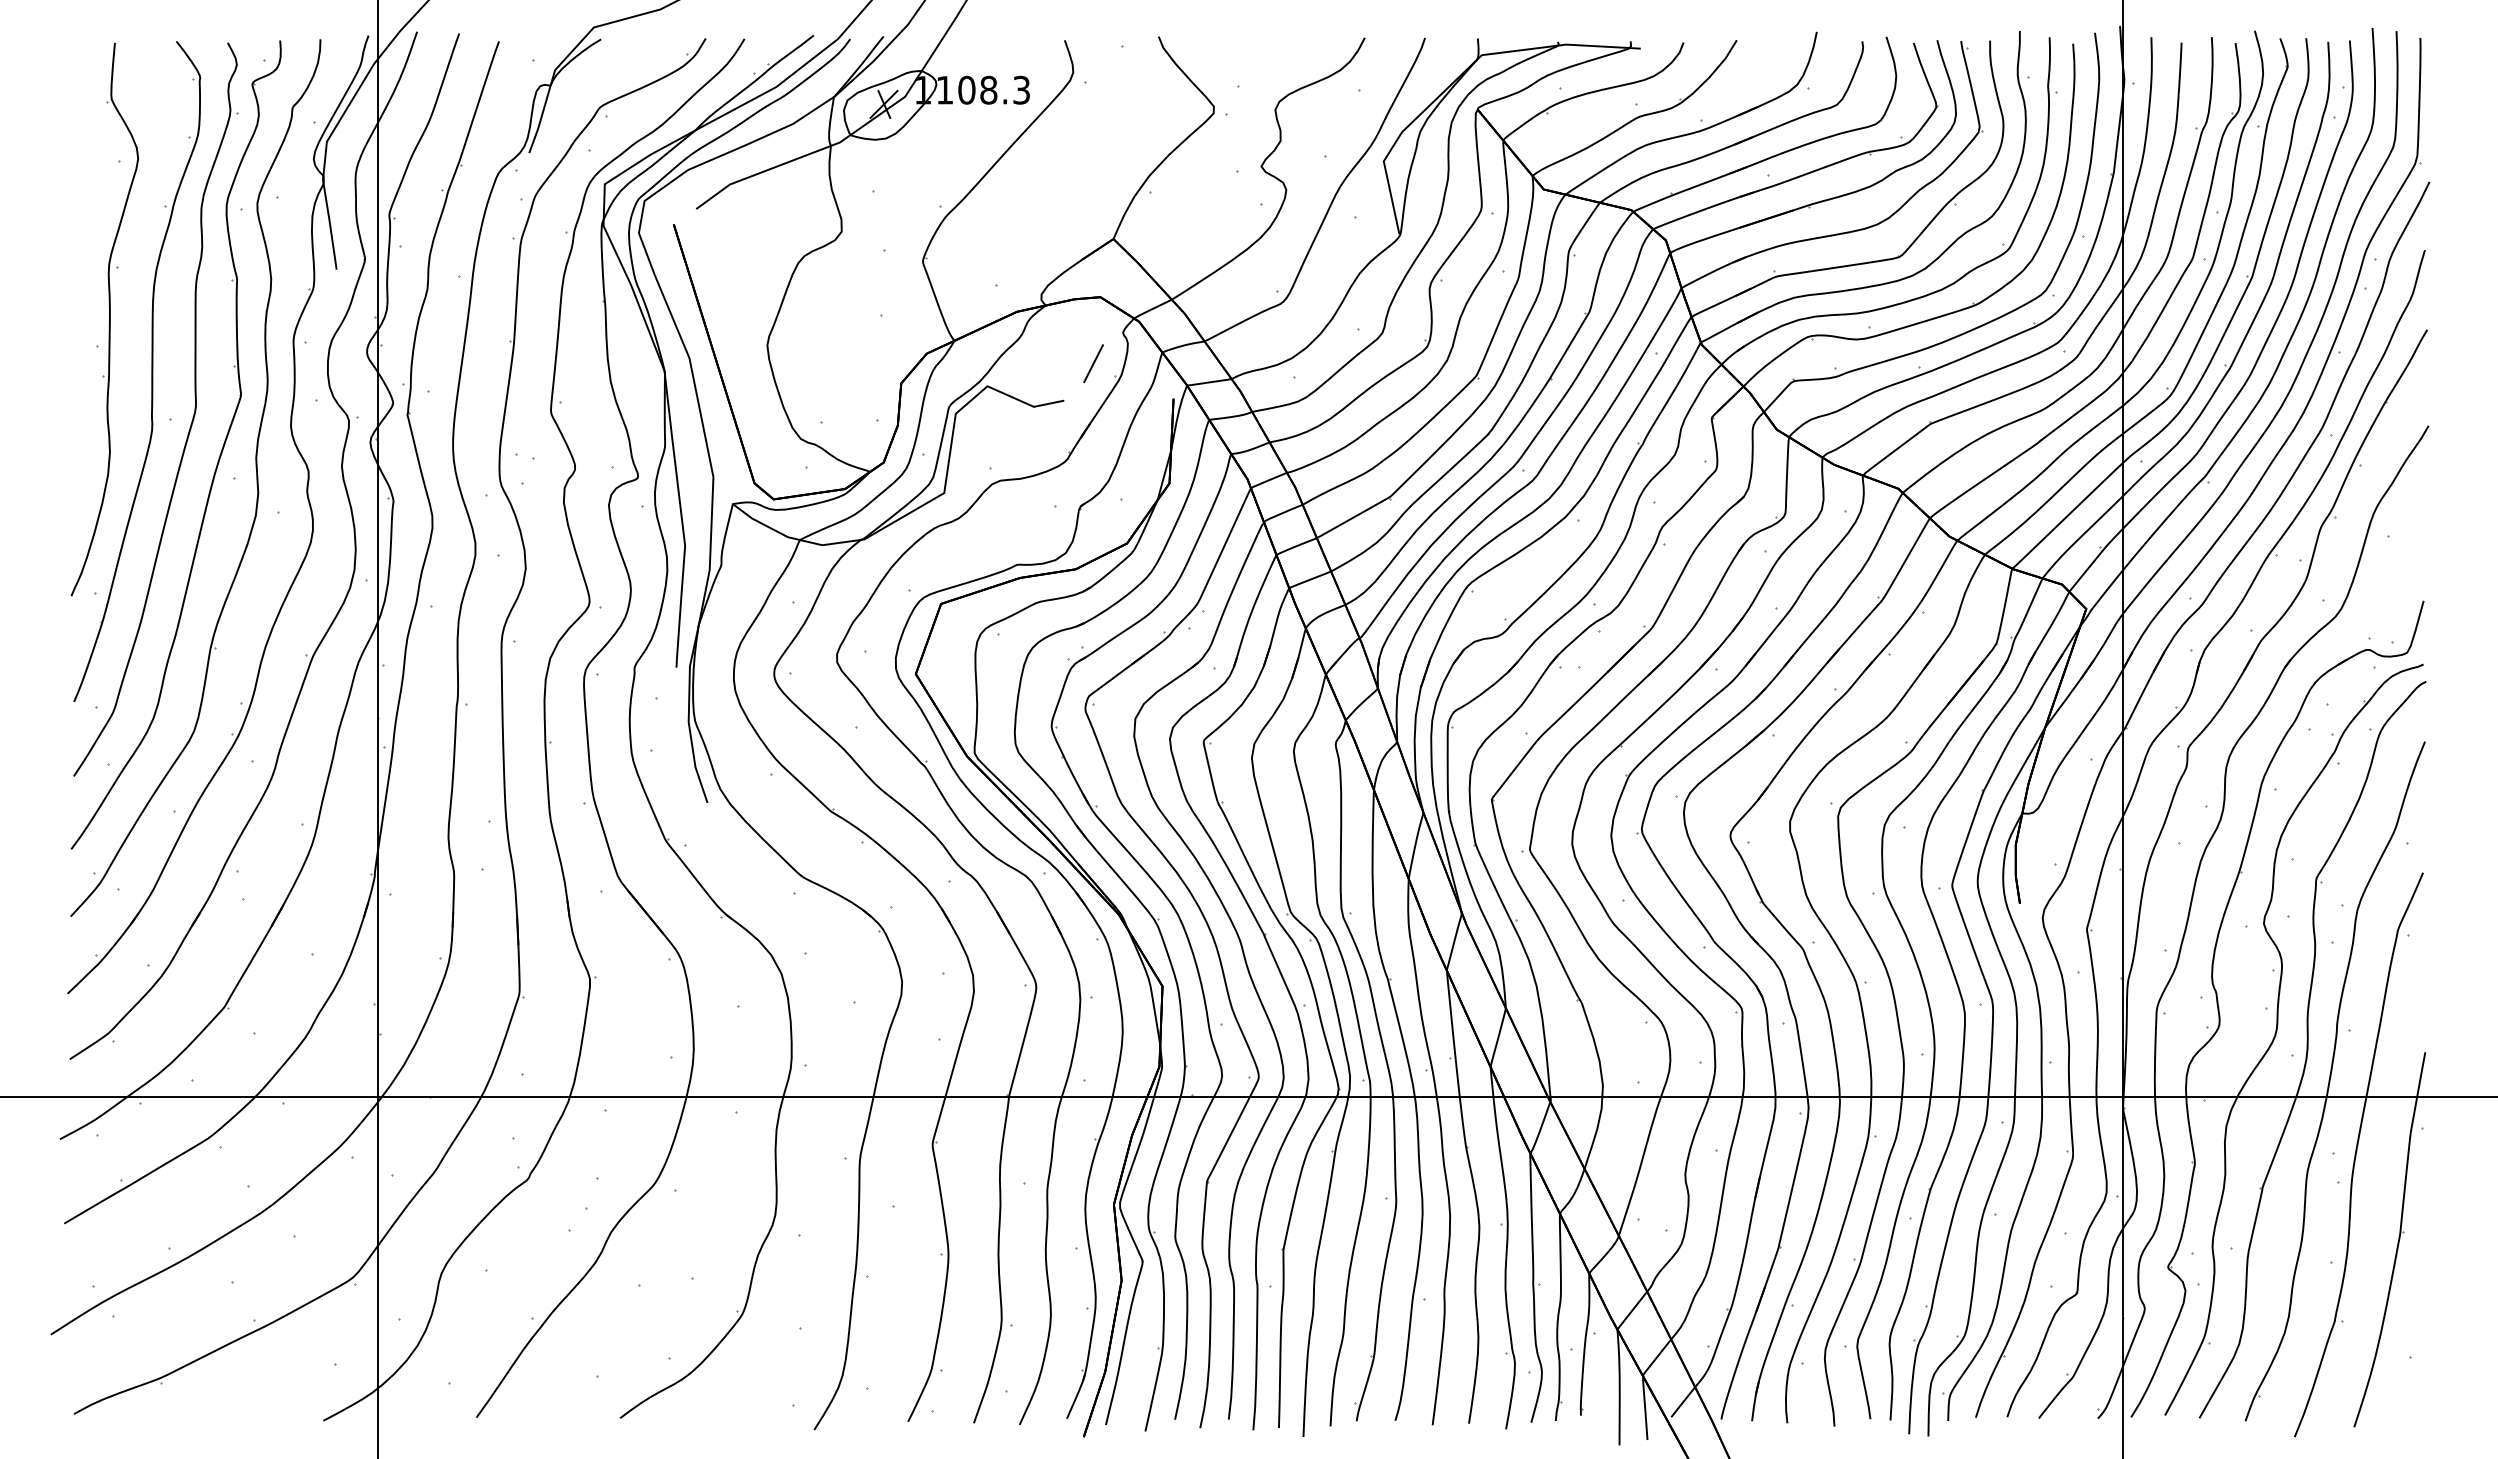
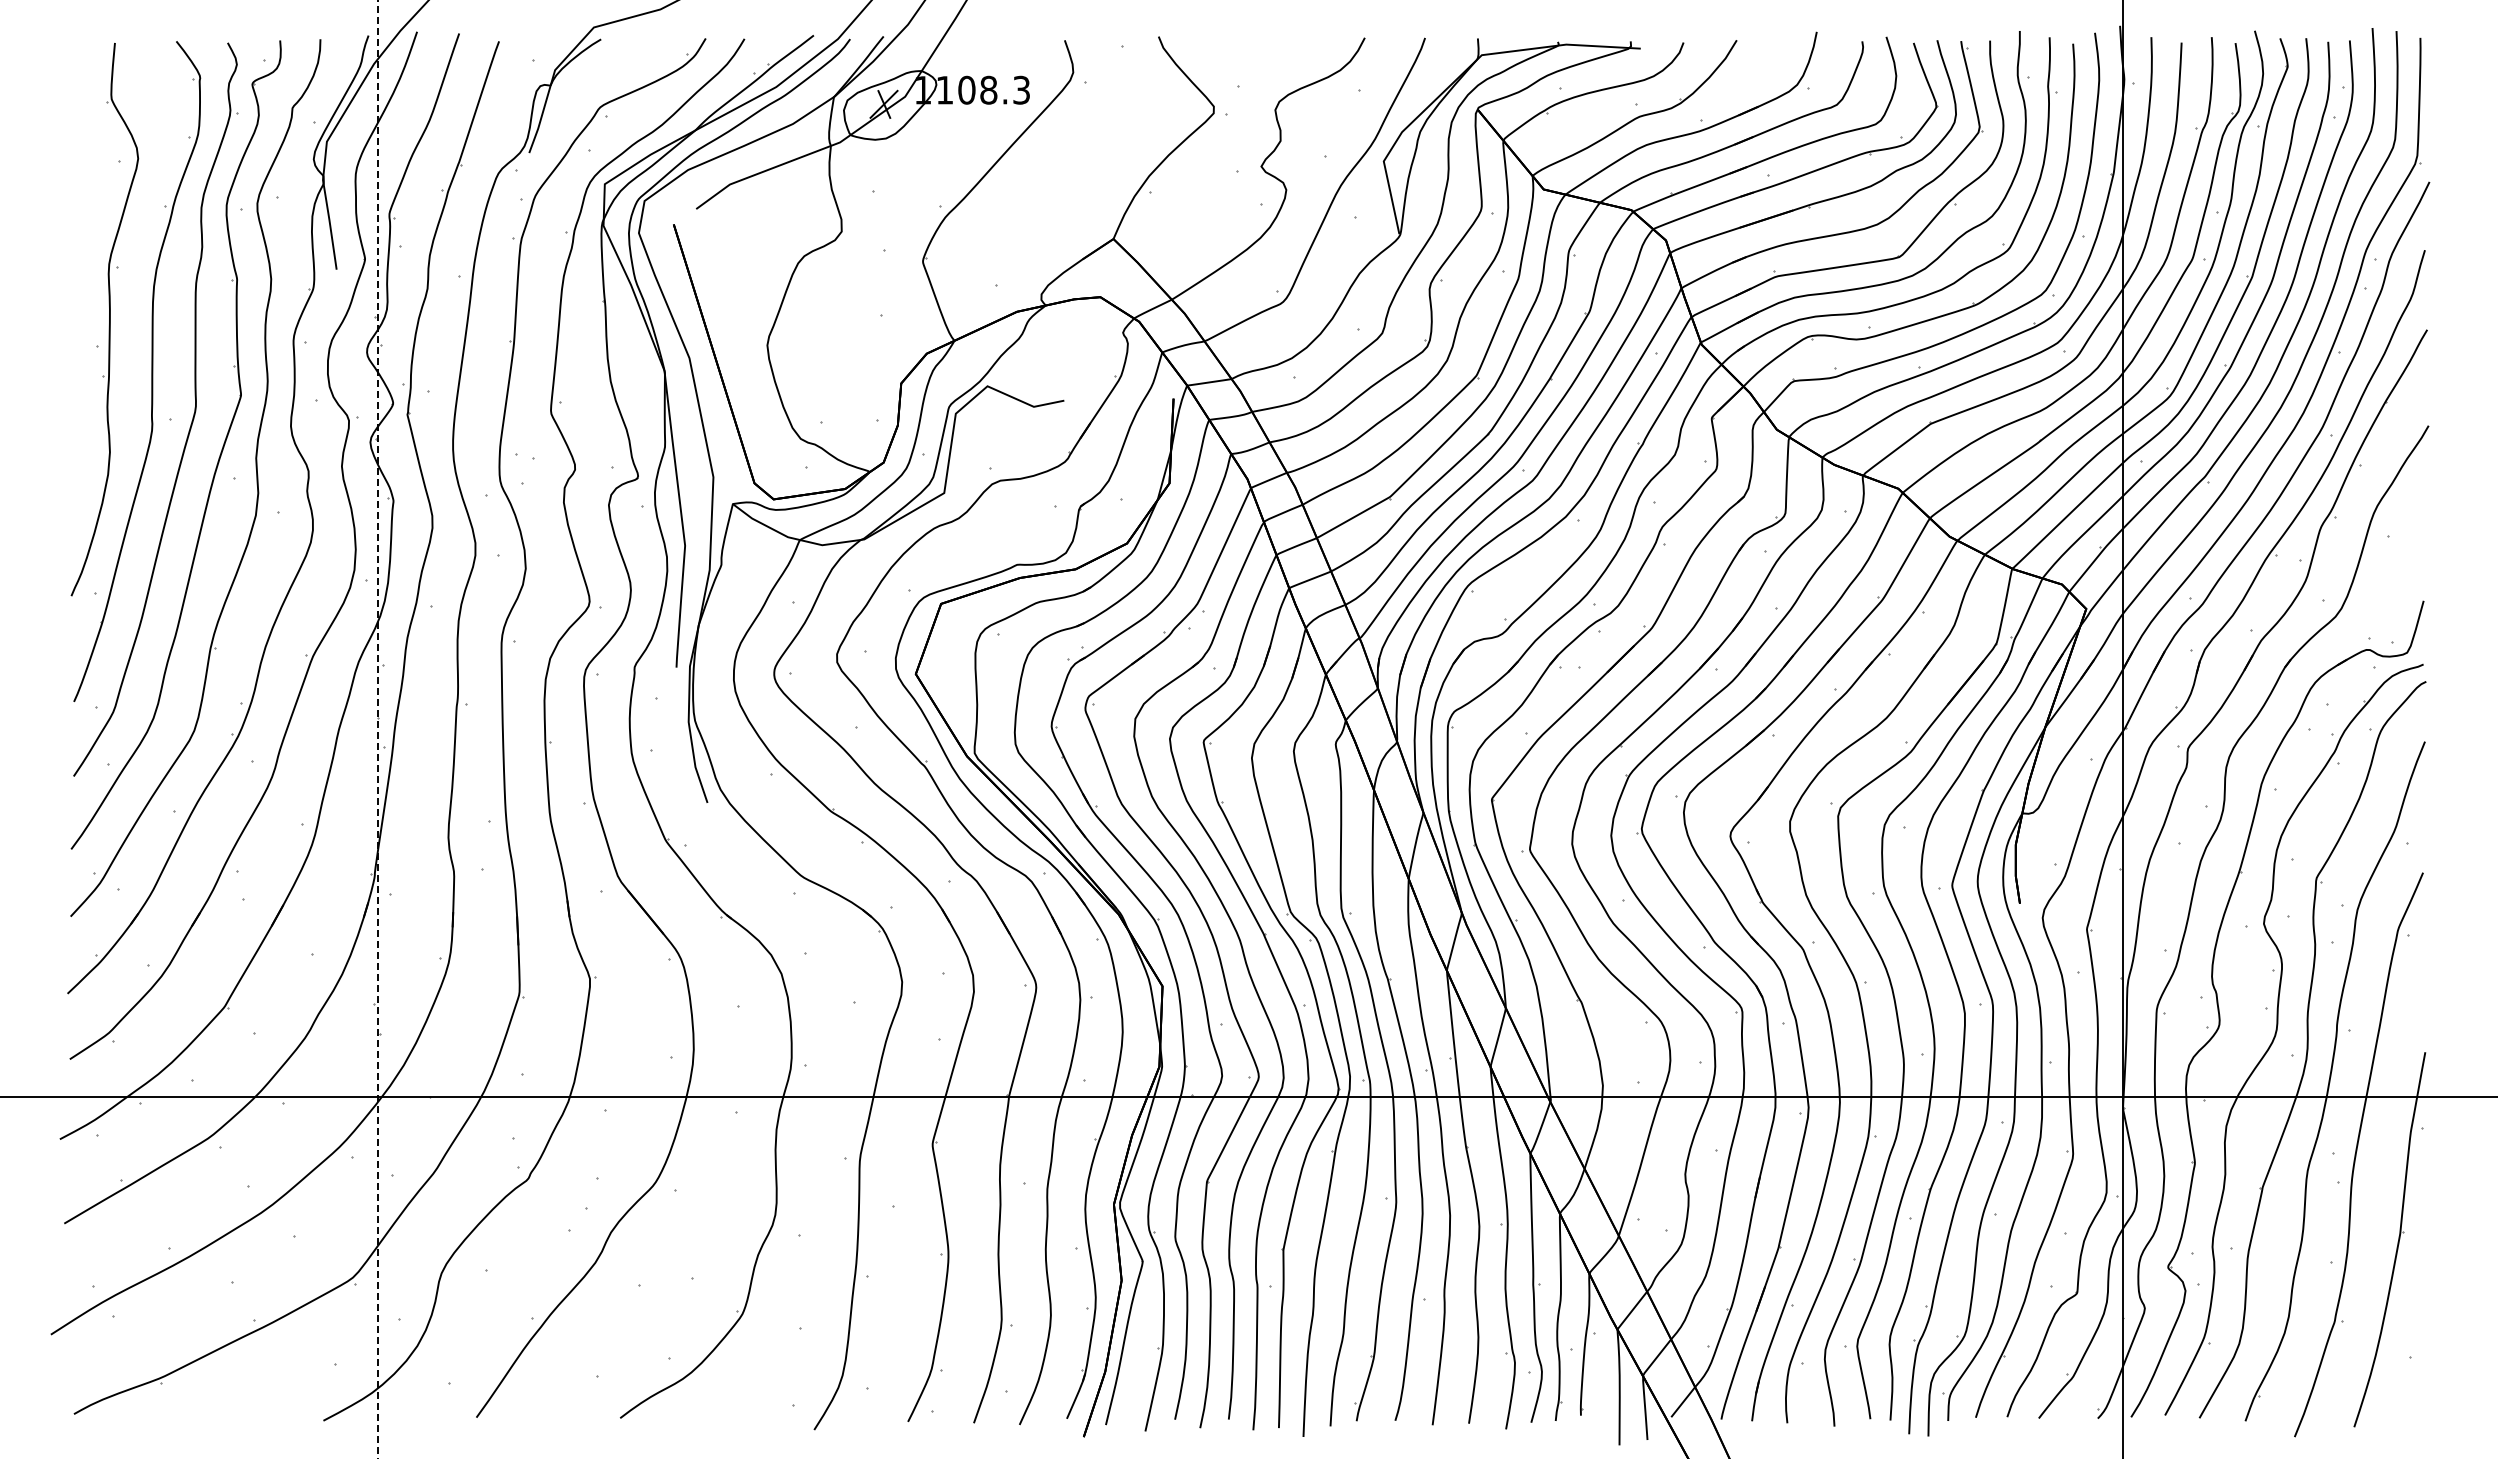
line: present -> none (1093, 363)
line: solid -> dashed (377, 730)
